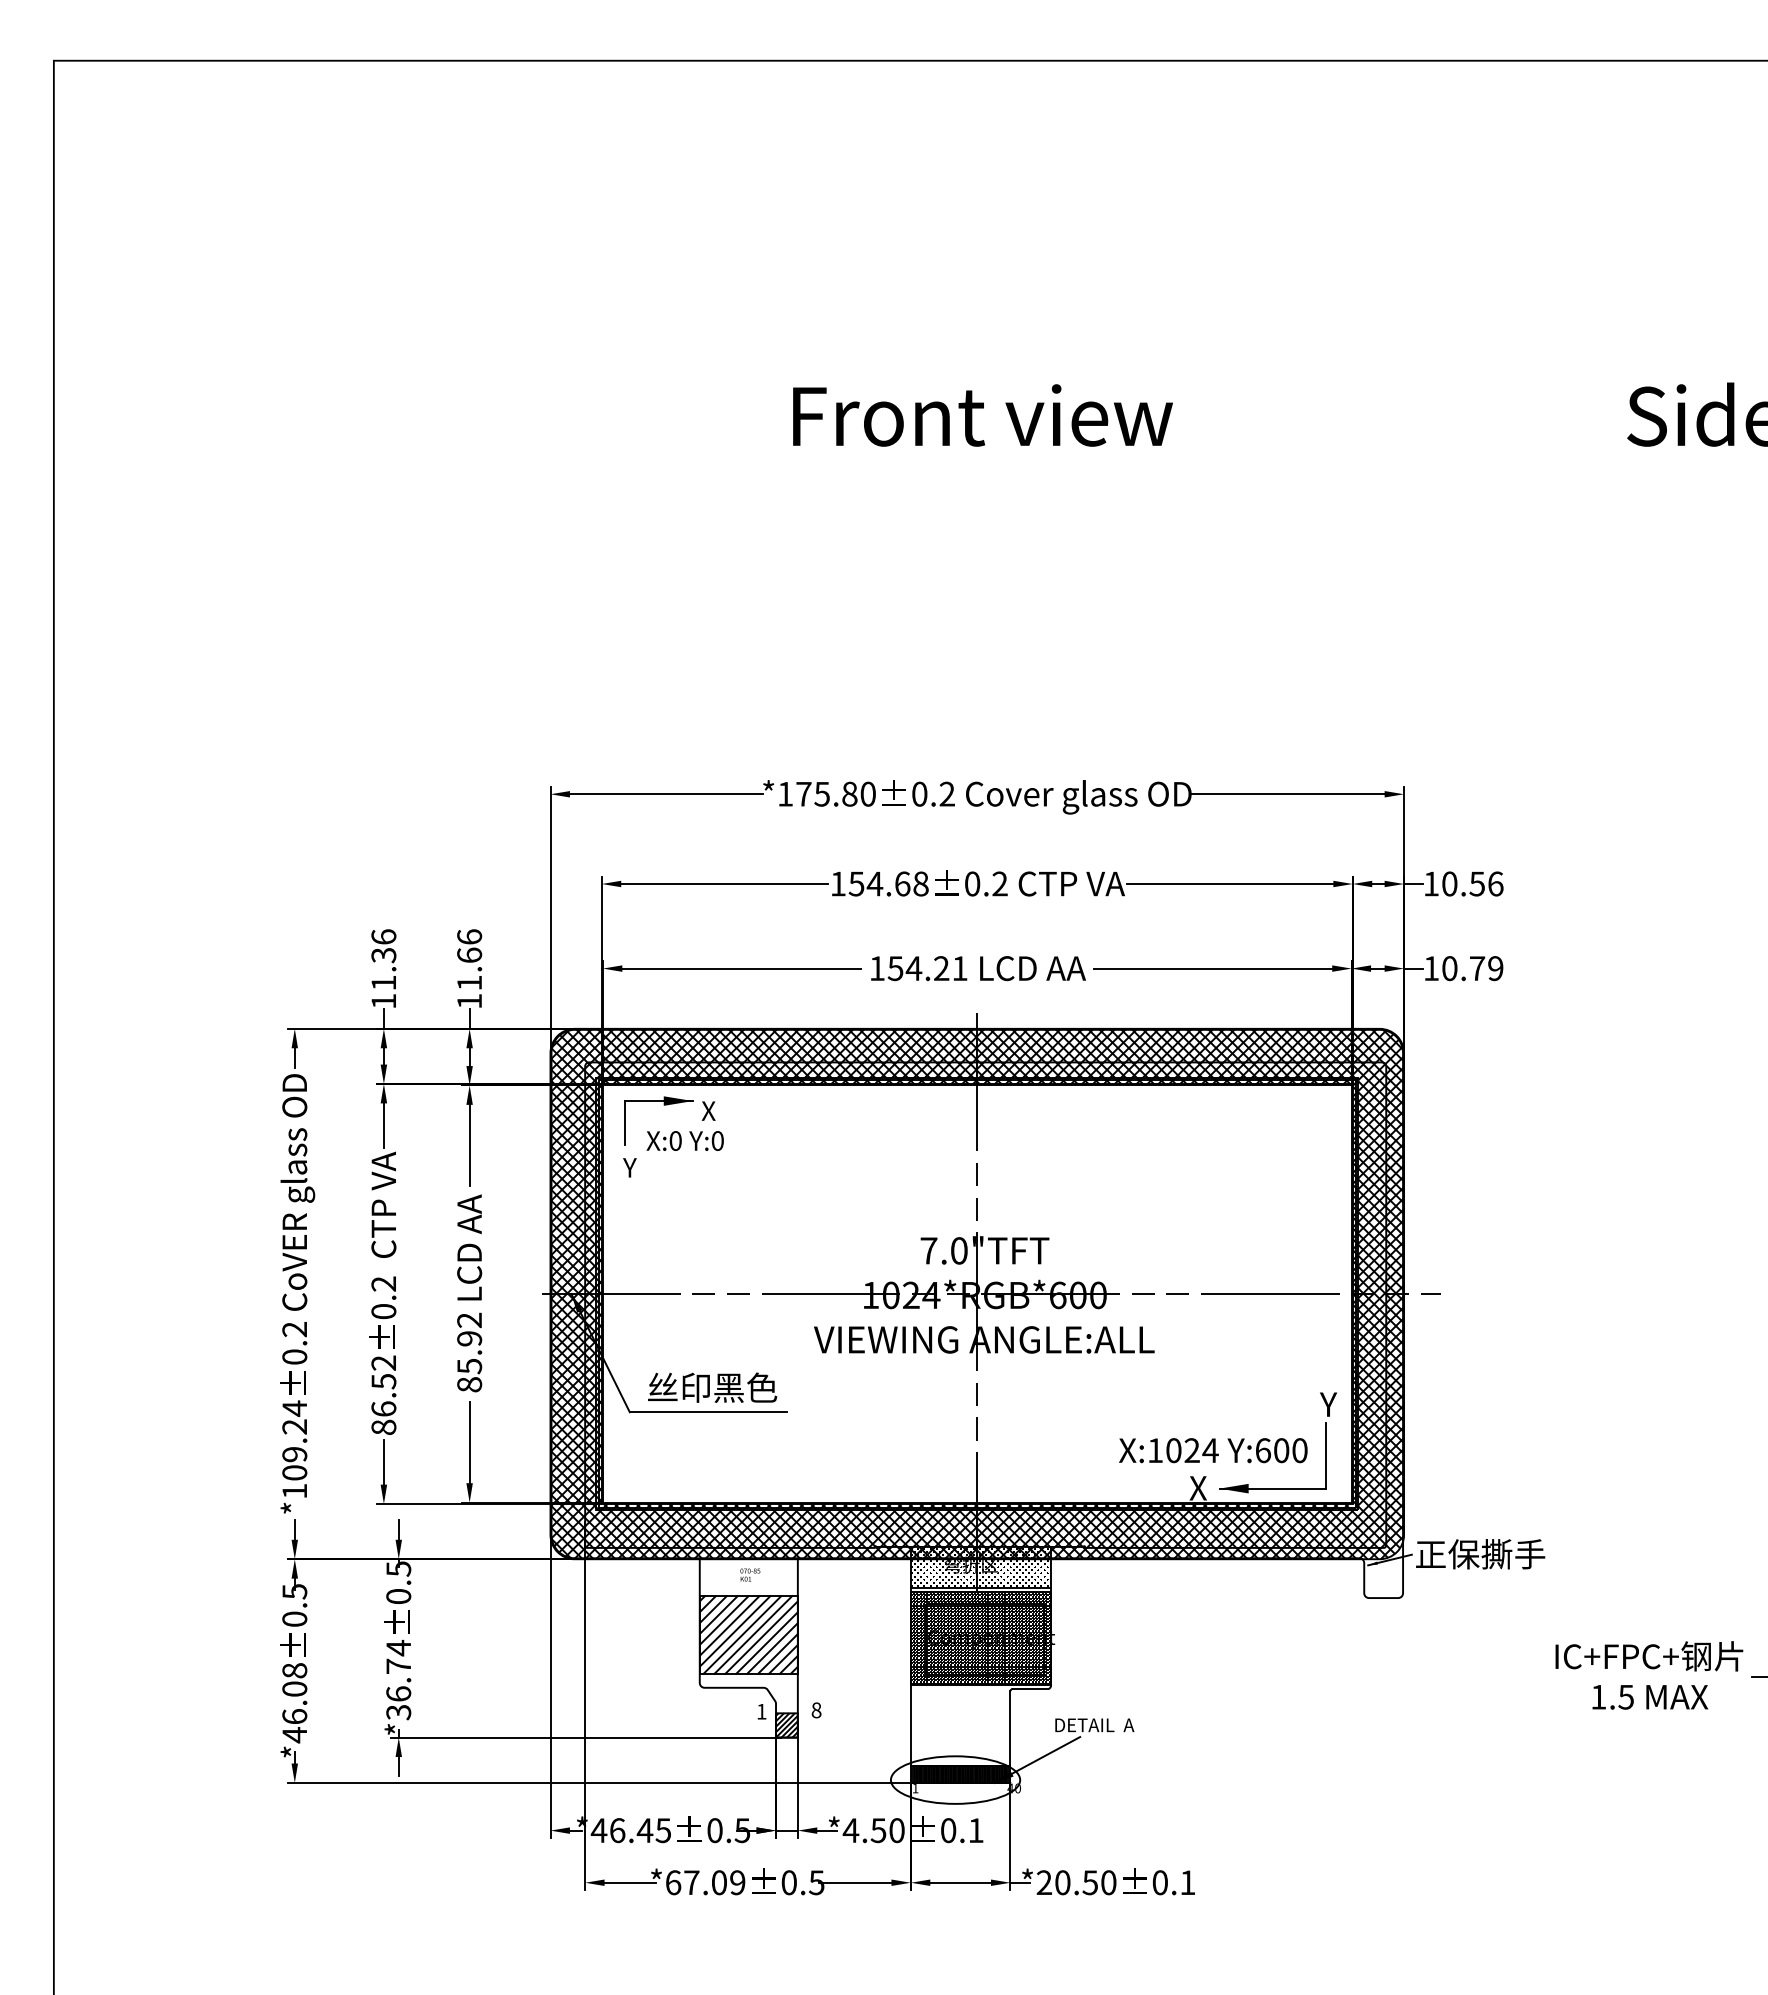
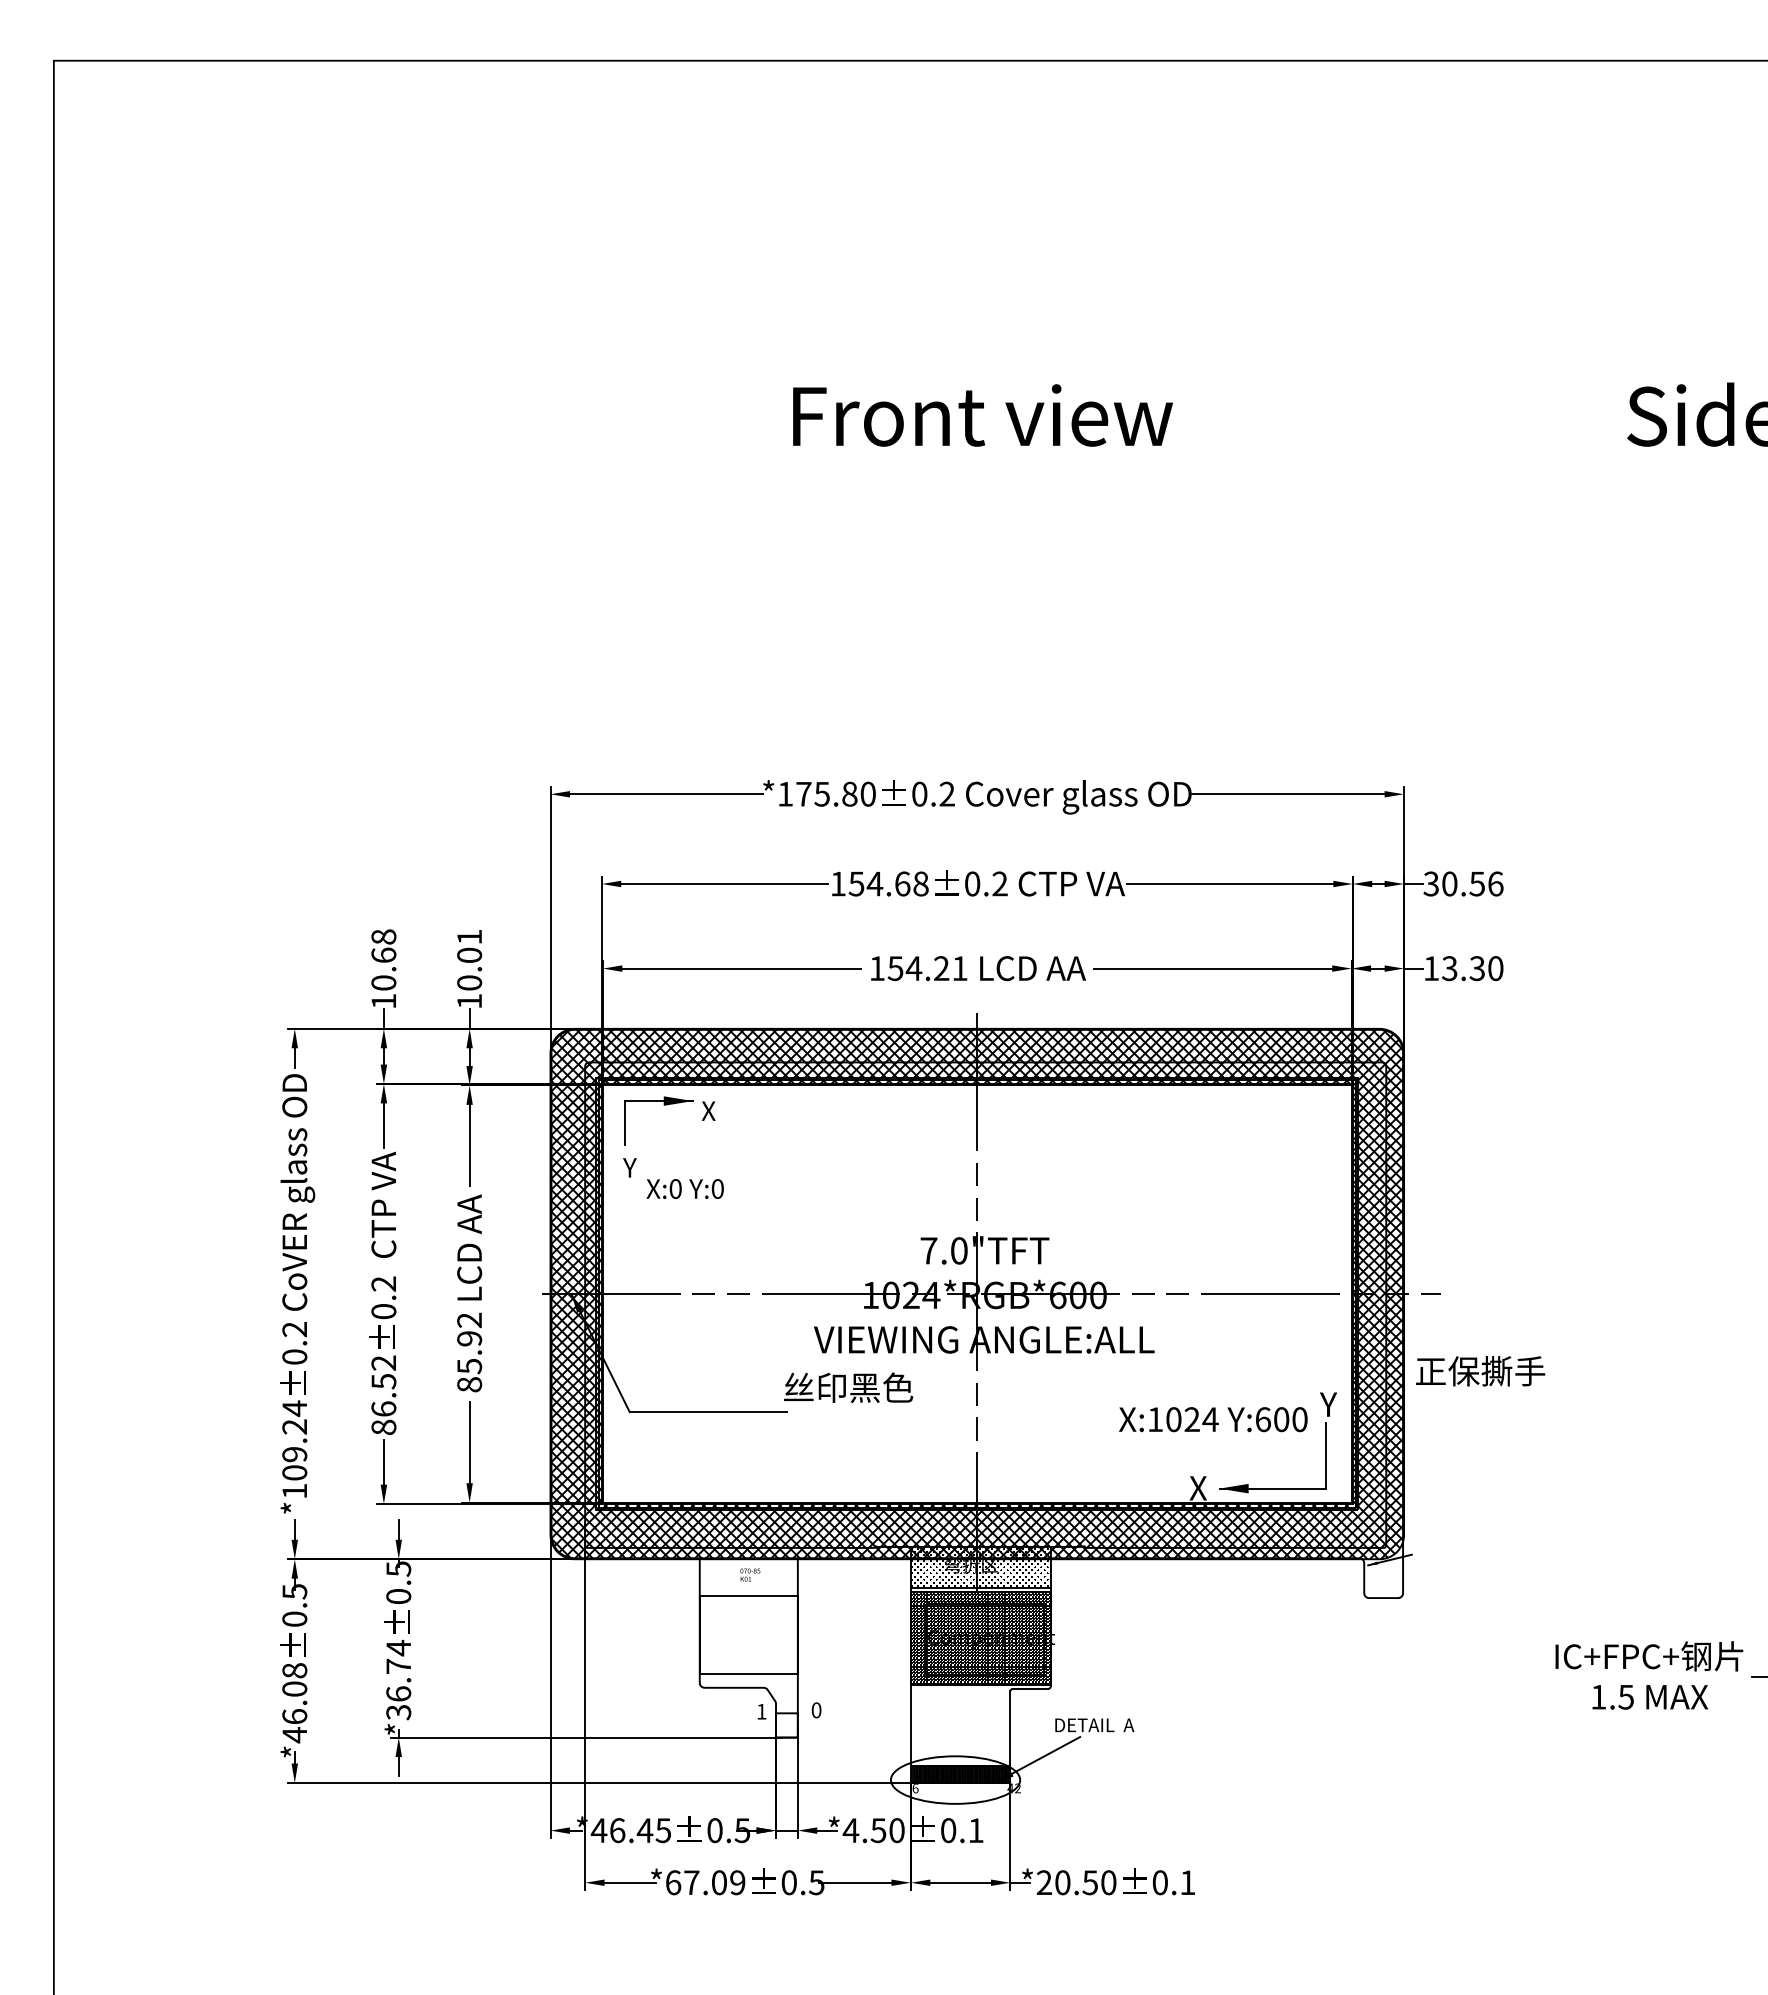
text: 10.56 -> 30.56 (1430, 883)
text: 11.36 -> 10.68 (383, 959)
text: 11.66 -> 10.01 (469, 959)
text: 10.79 -> 13.30 (1472, 968)
text position: (684, 1140) -> (684, 1188) (684, 1188)
text position: (712, 1387) -> (848, 1387) (848, 1387)
text position: (1213, 1450) -> (1213, 1419) (1213, 1419)
text position: (1480, 1554) -> (1480, 1371) (1480, 1371)
hatch: present -> none (748, 1634)
text: 8 -> 0 (816, 1710)
hatch: present -> none (786, 1725)
text: 1 -> 6 (915, 1788)
text: 40 -> 42 (1017, 1788)
